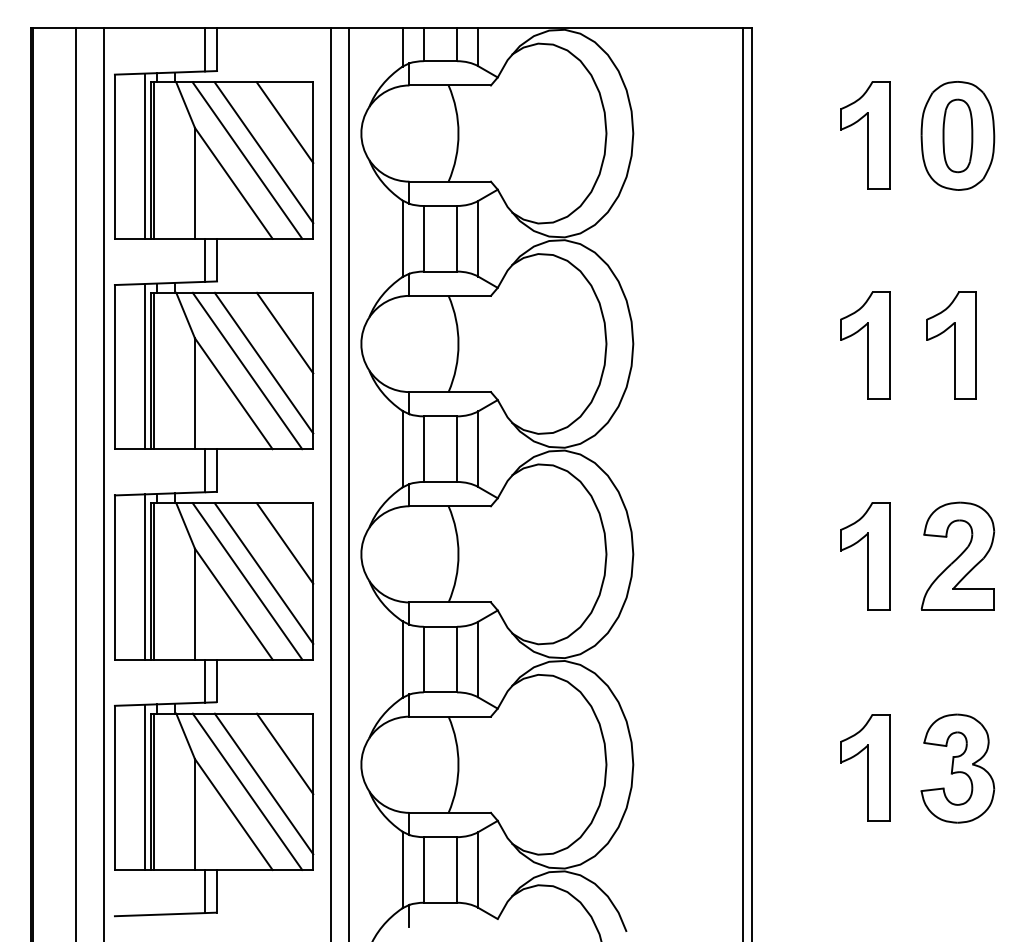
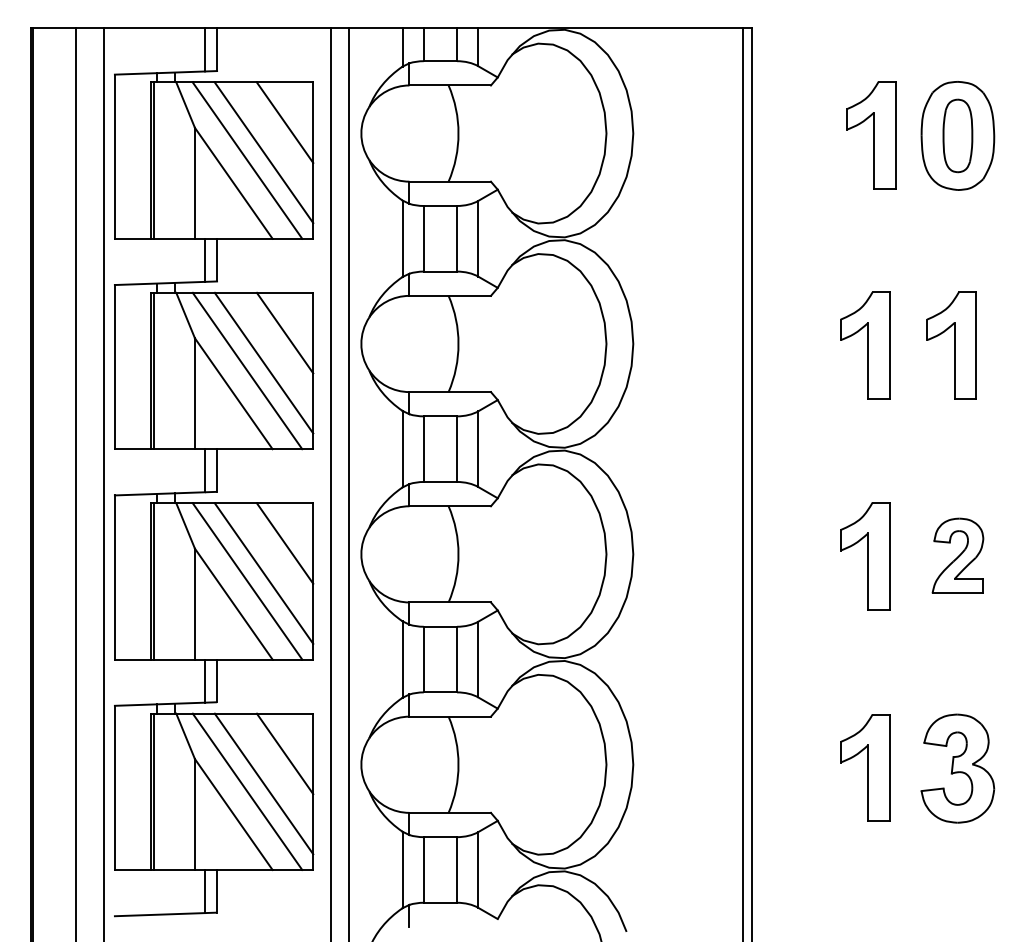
part position: (865, 135) -> (871, 135) (871, 135)
line: present -> none (144, 155)
line: present -> none (144, 366)
part size: 76x110 px -> 54x77 px (957, 555)
line: present -> none (144, 576)
line: present -> none (144, 786)
